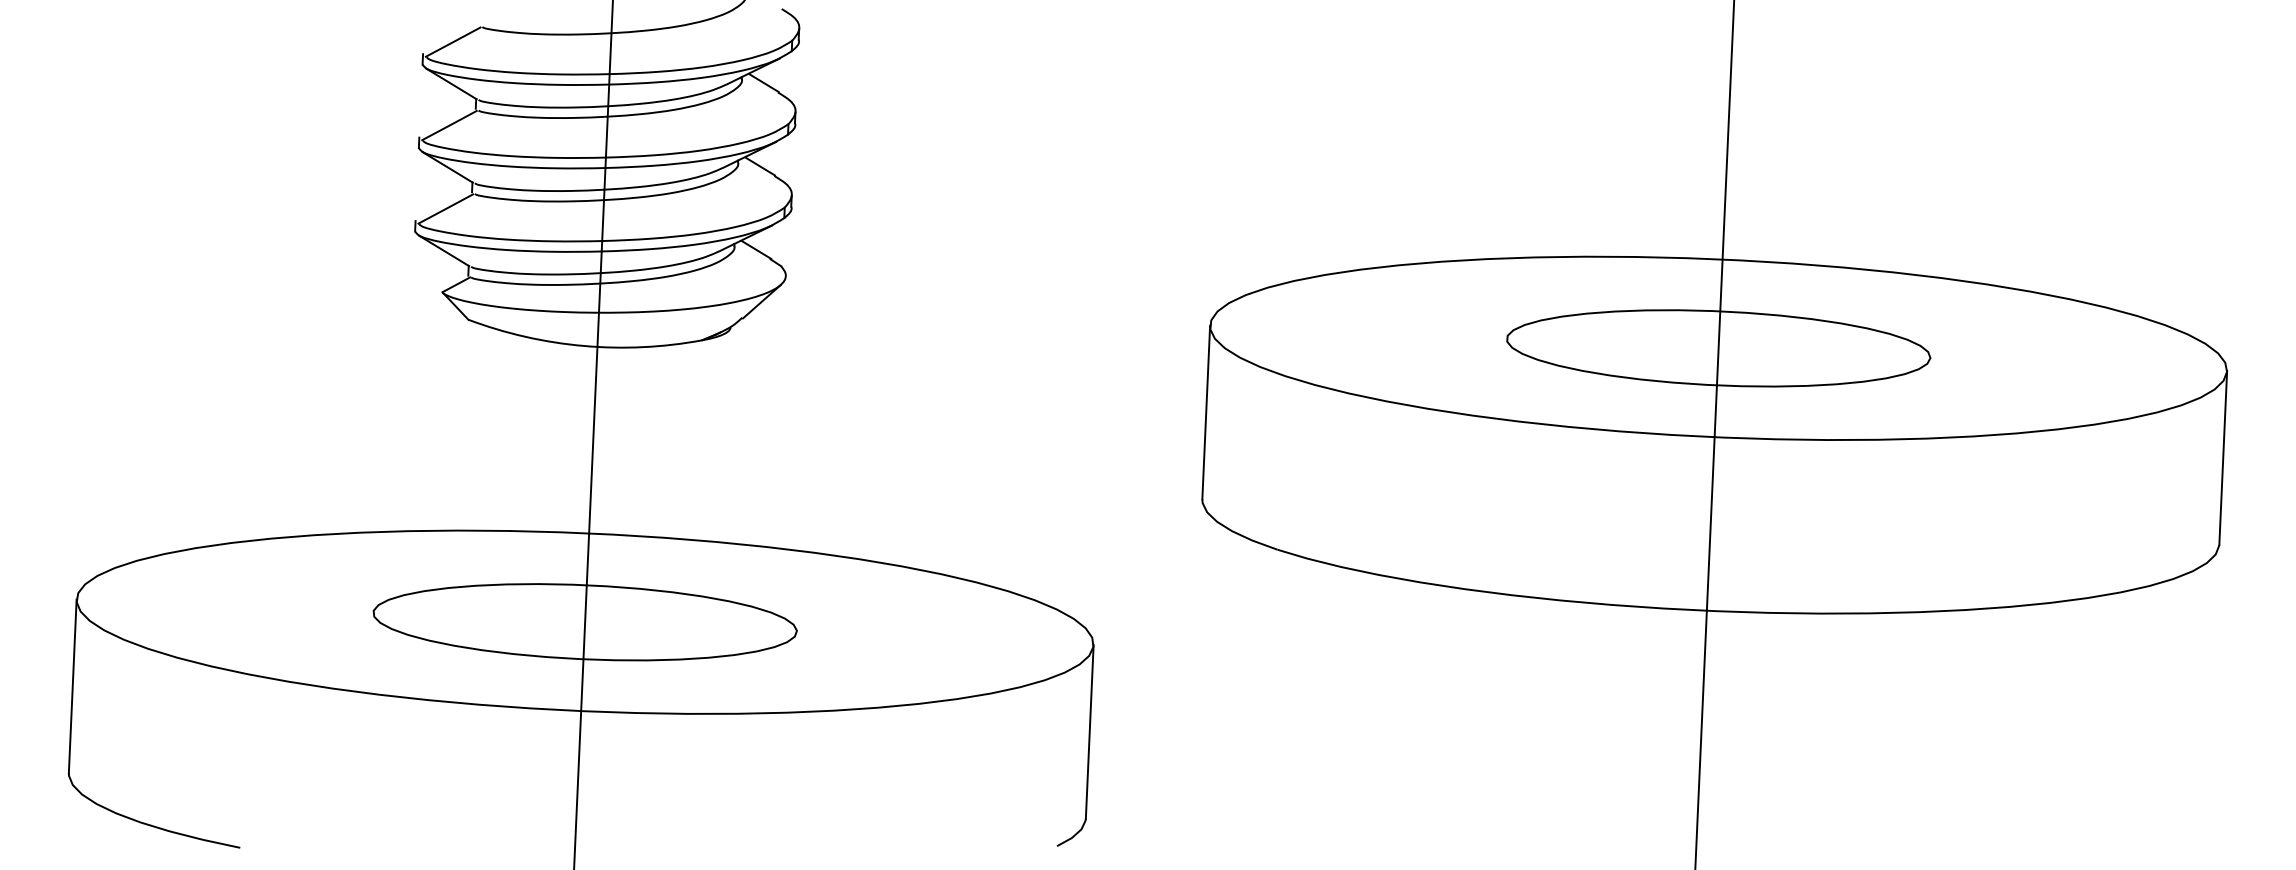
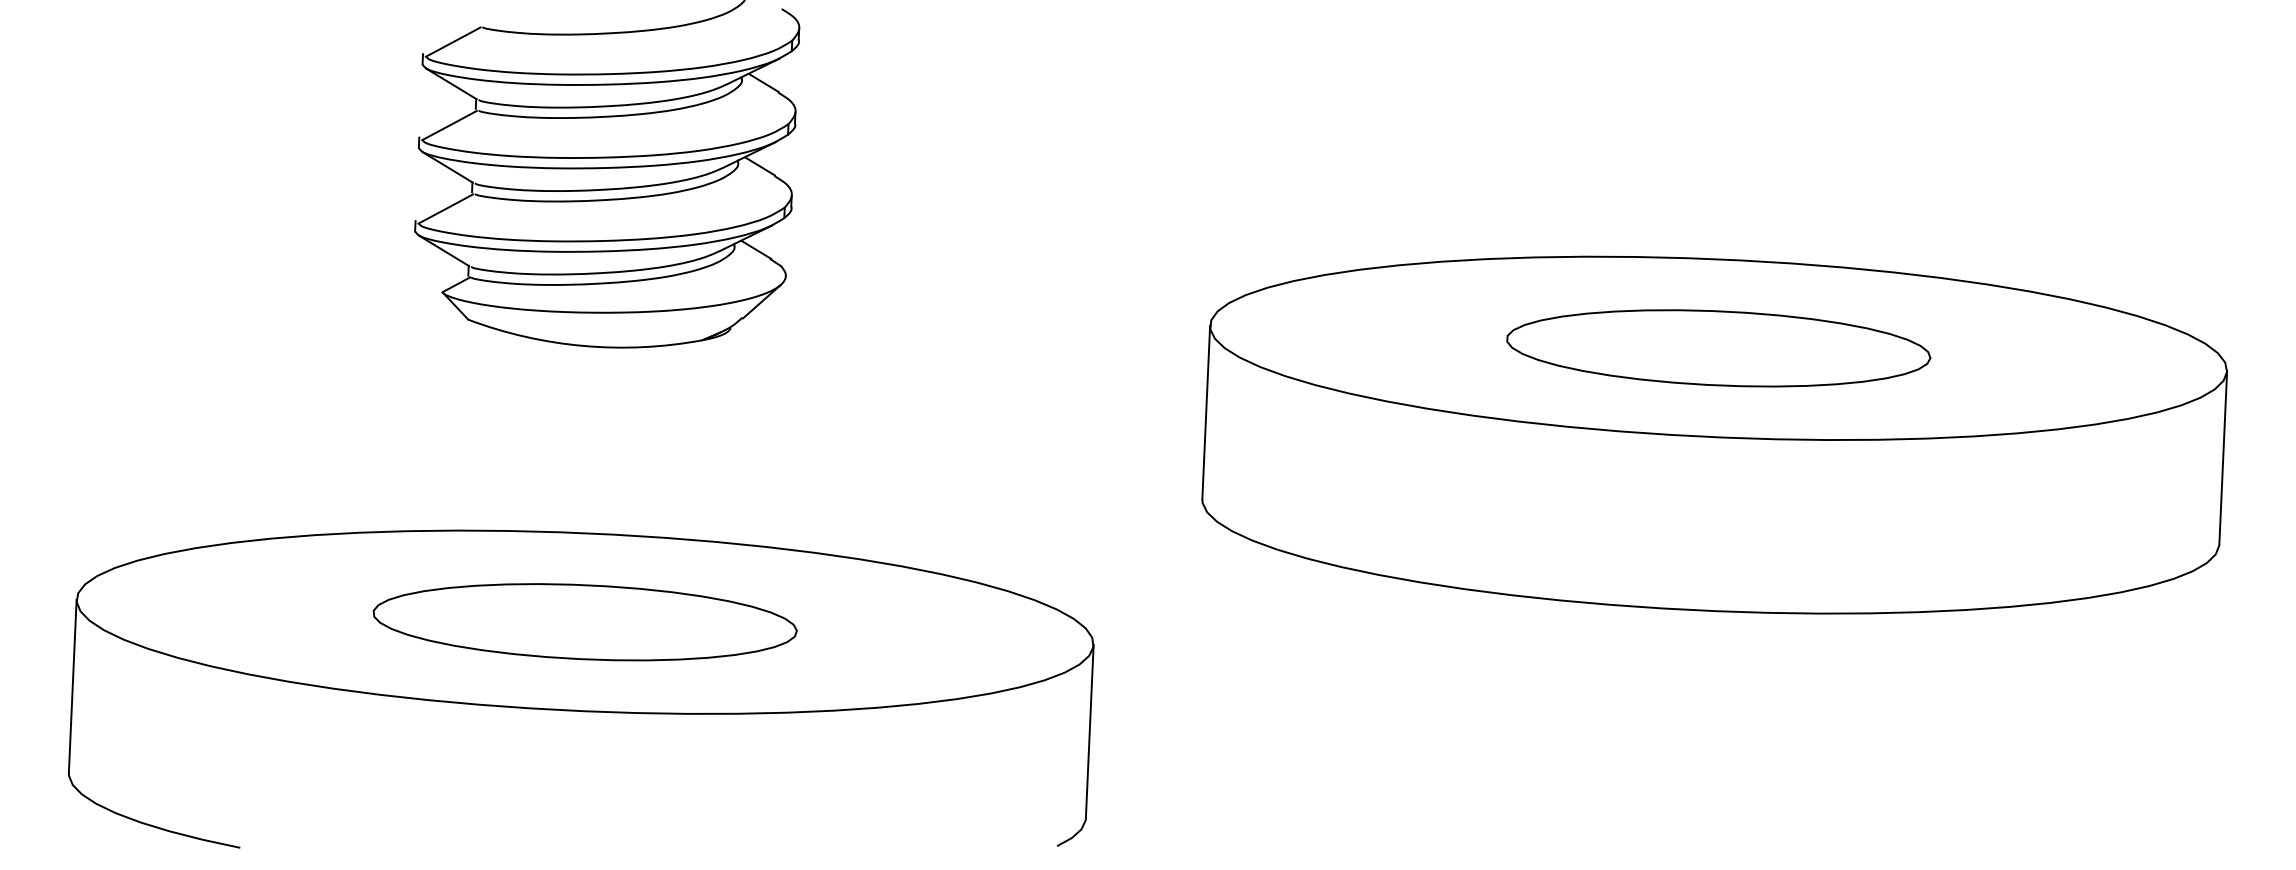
line: present -> none (593, 434)
line: present -> none (1714, 434)
